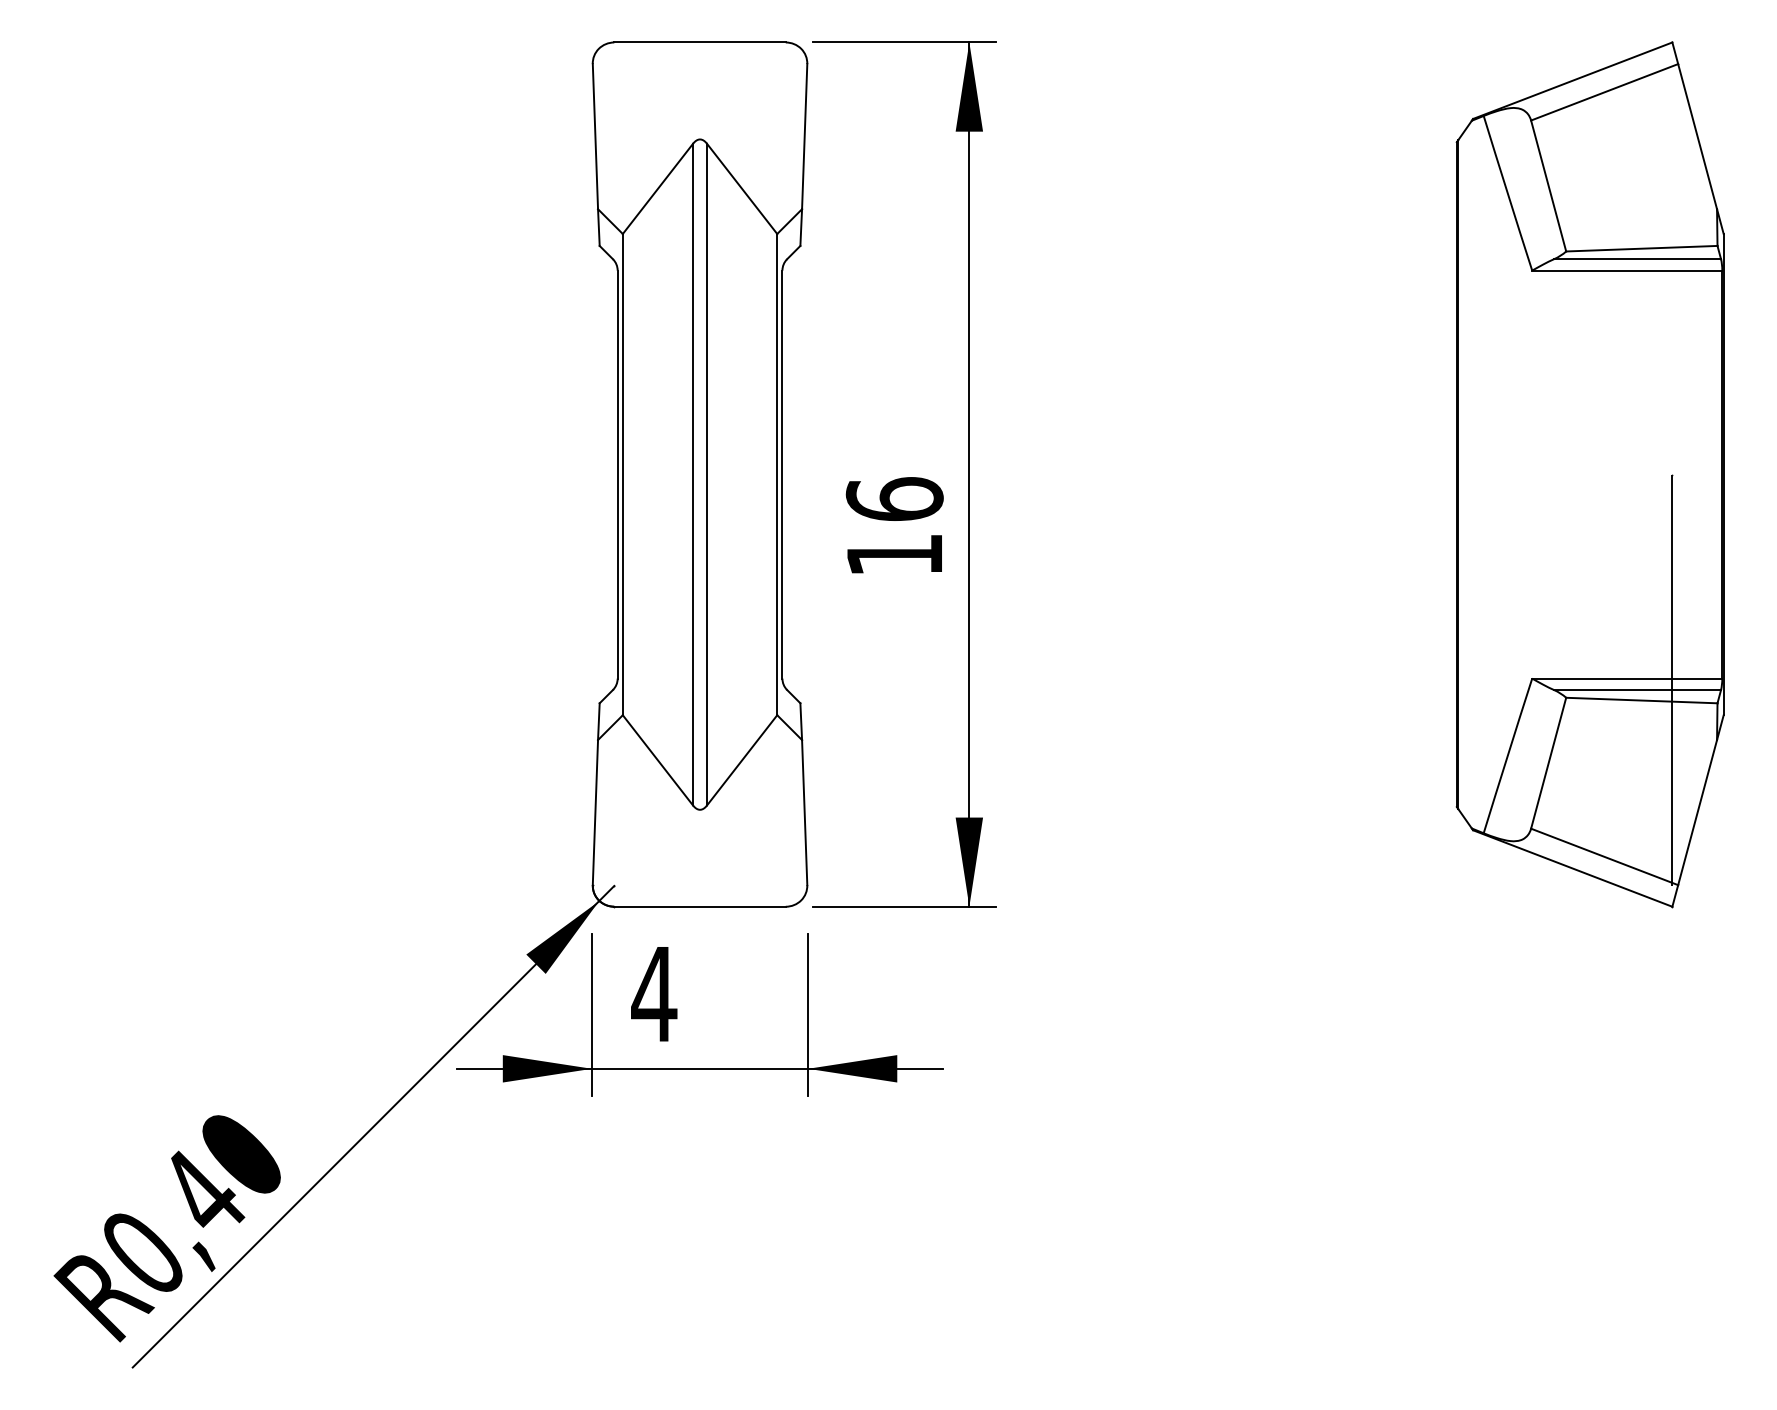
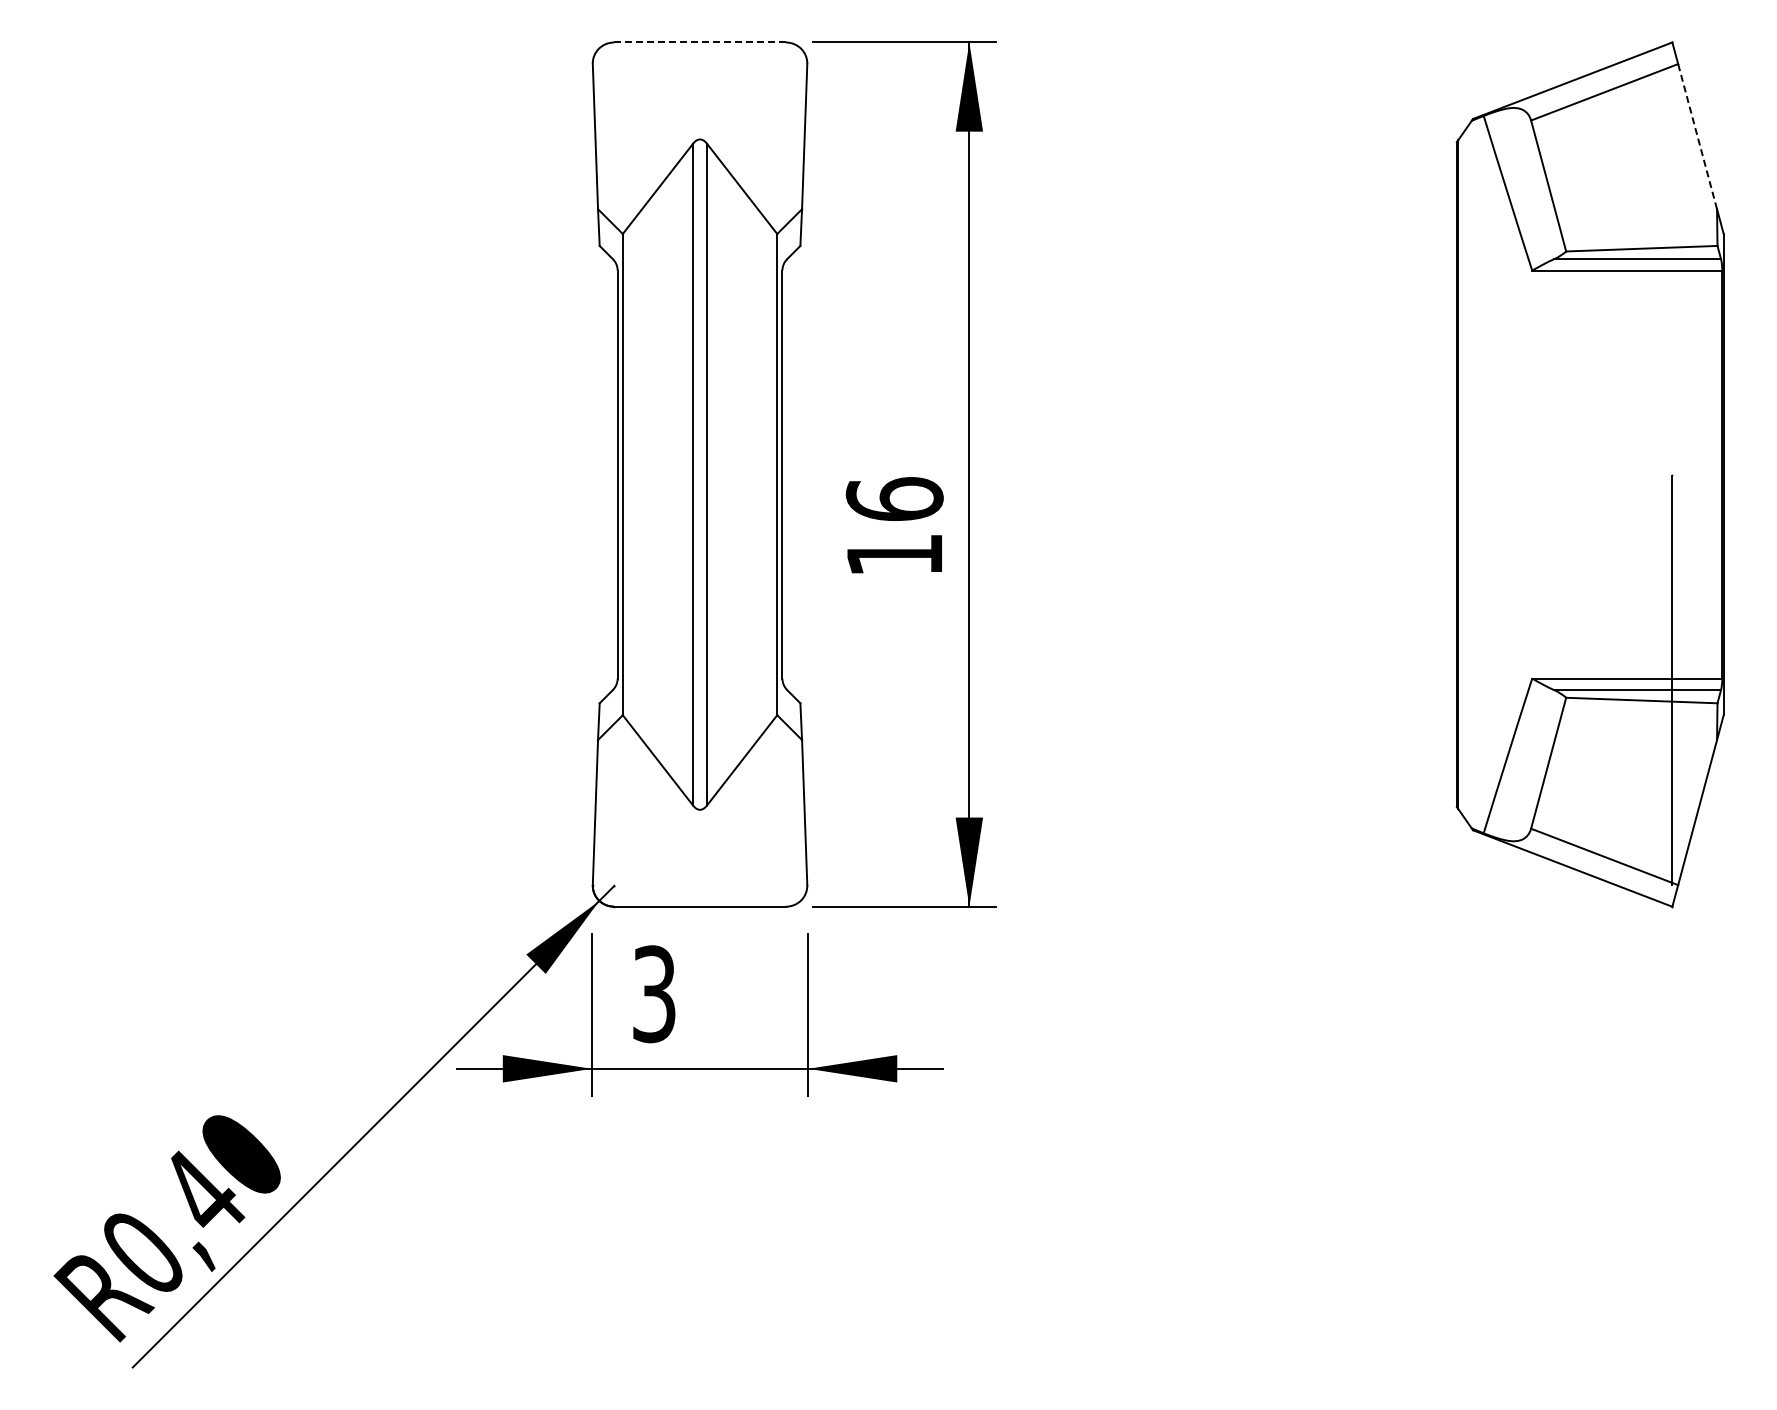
line: solid -> dashed (700, 42)
line: solid -> dashed (1697, 136)
text: 4 -> 3 (654, 994)
